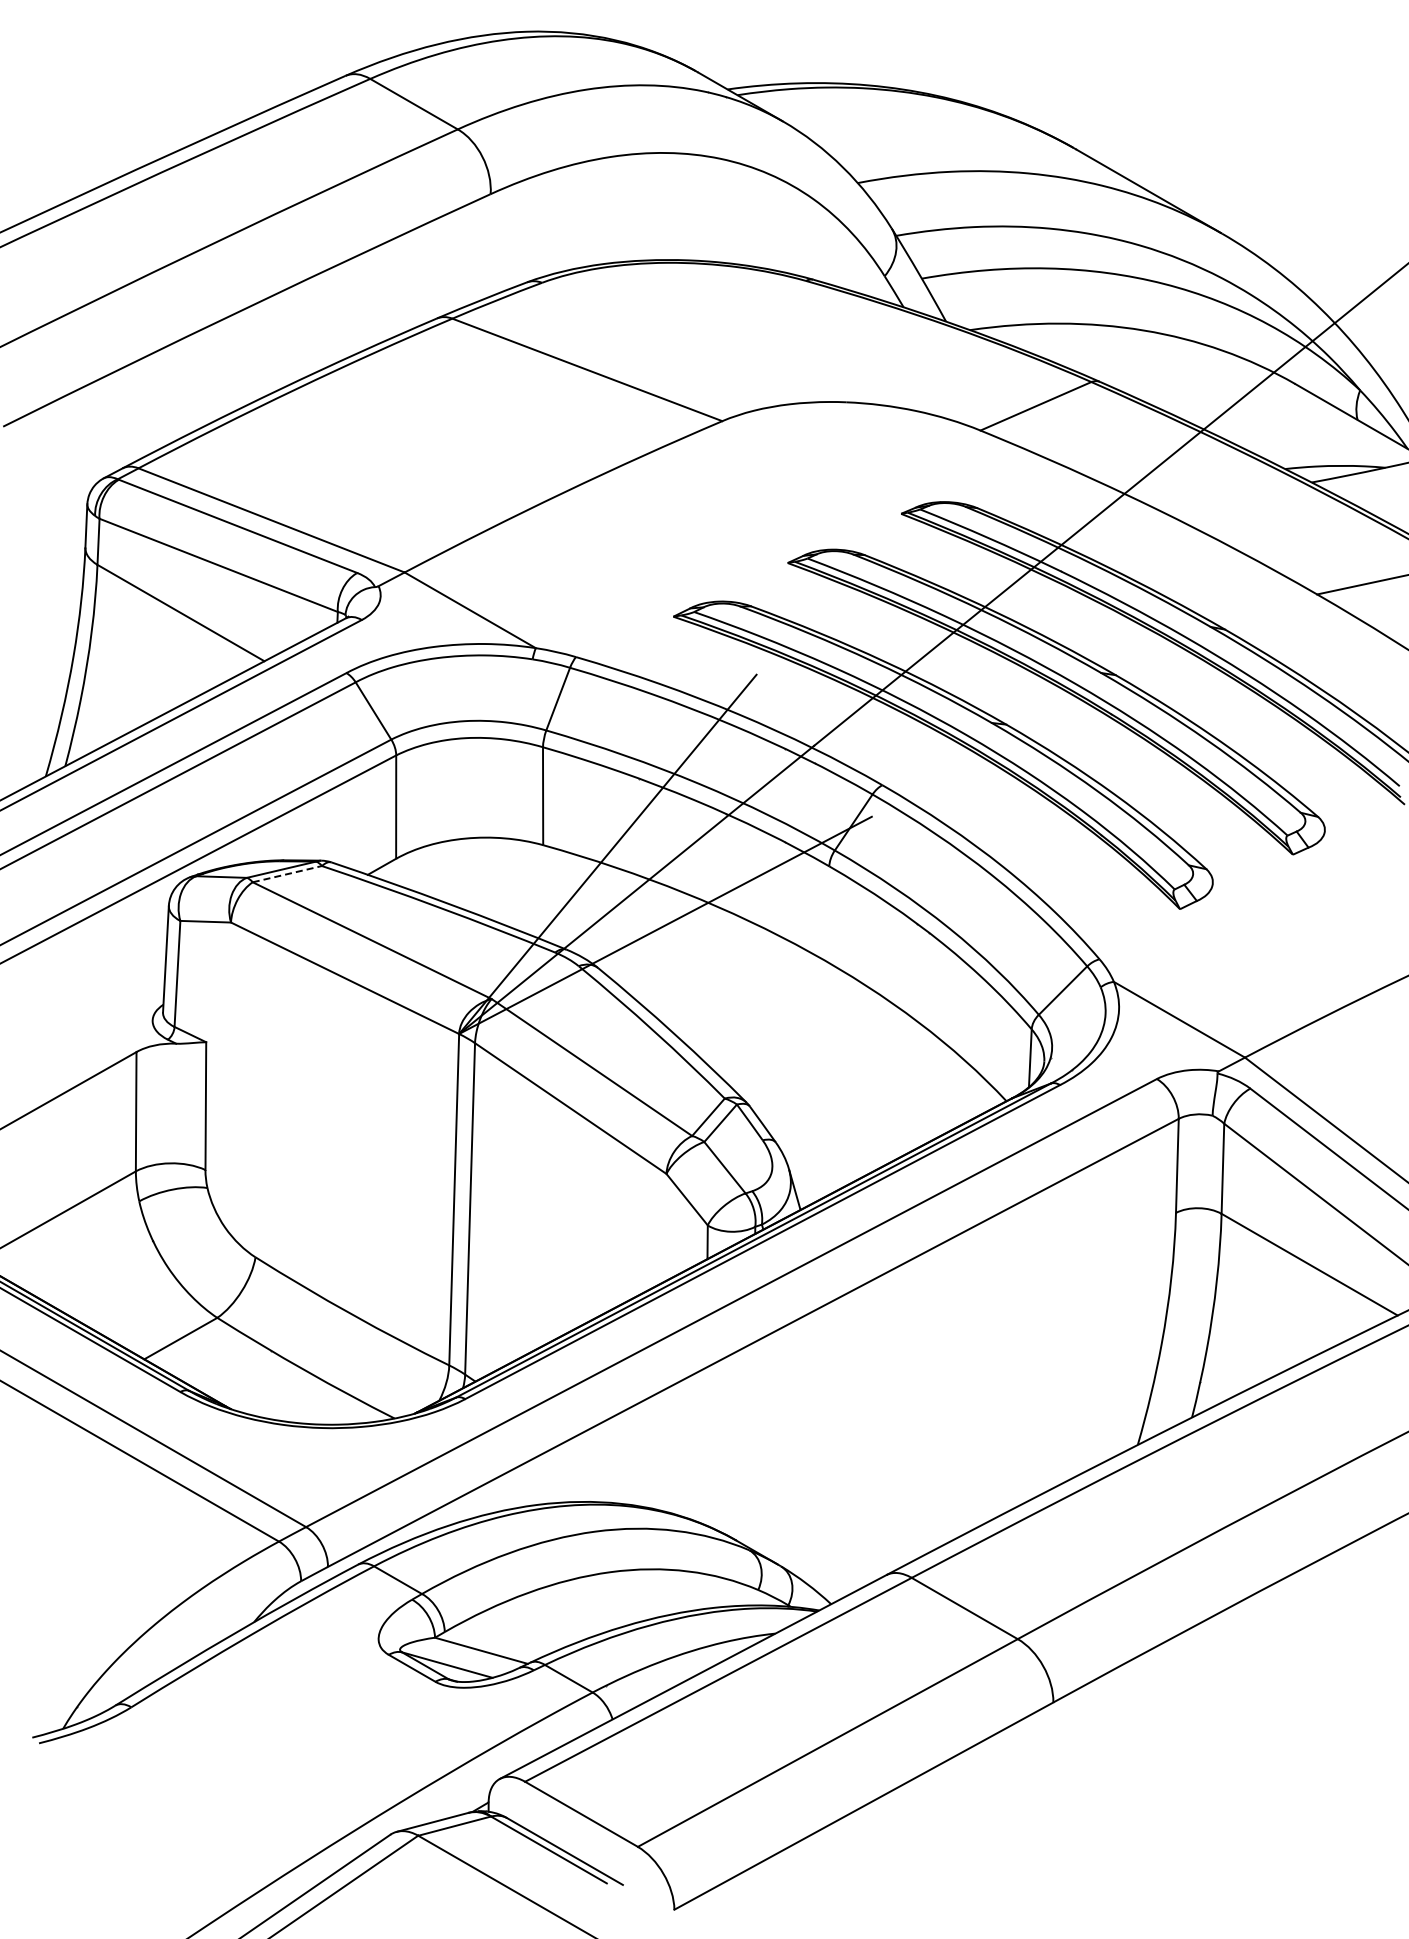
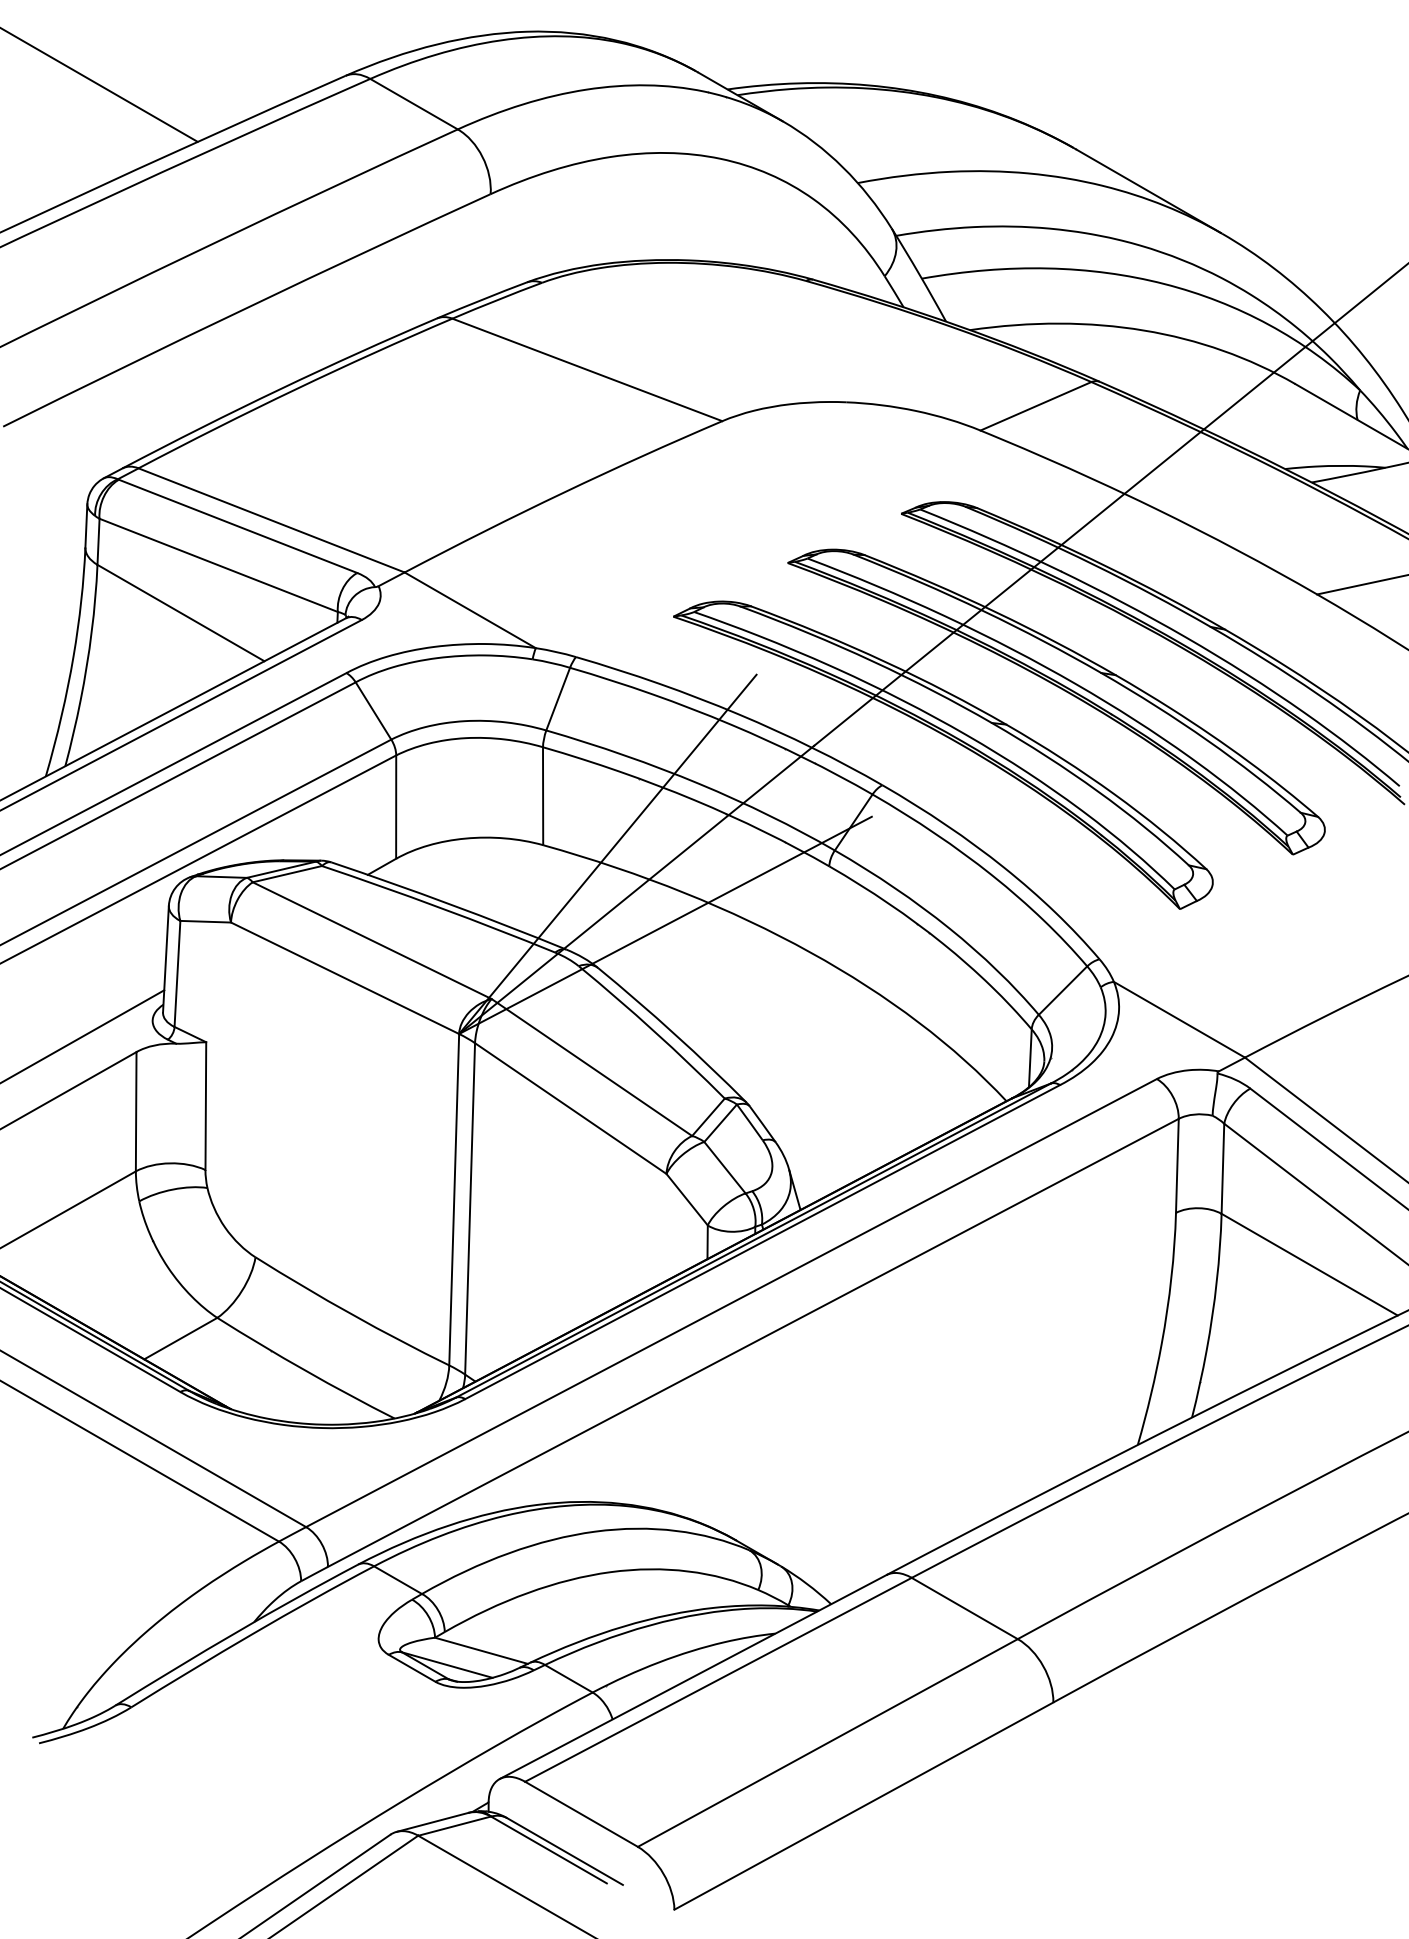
line: none -> present (99, 85)
line: dashed -> solid (287, 874)
line: none -> present (83, 1036)
